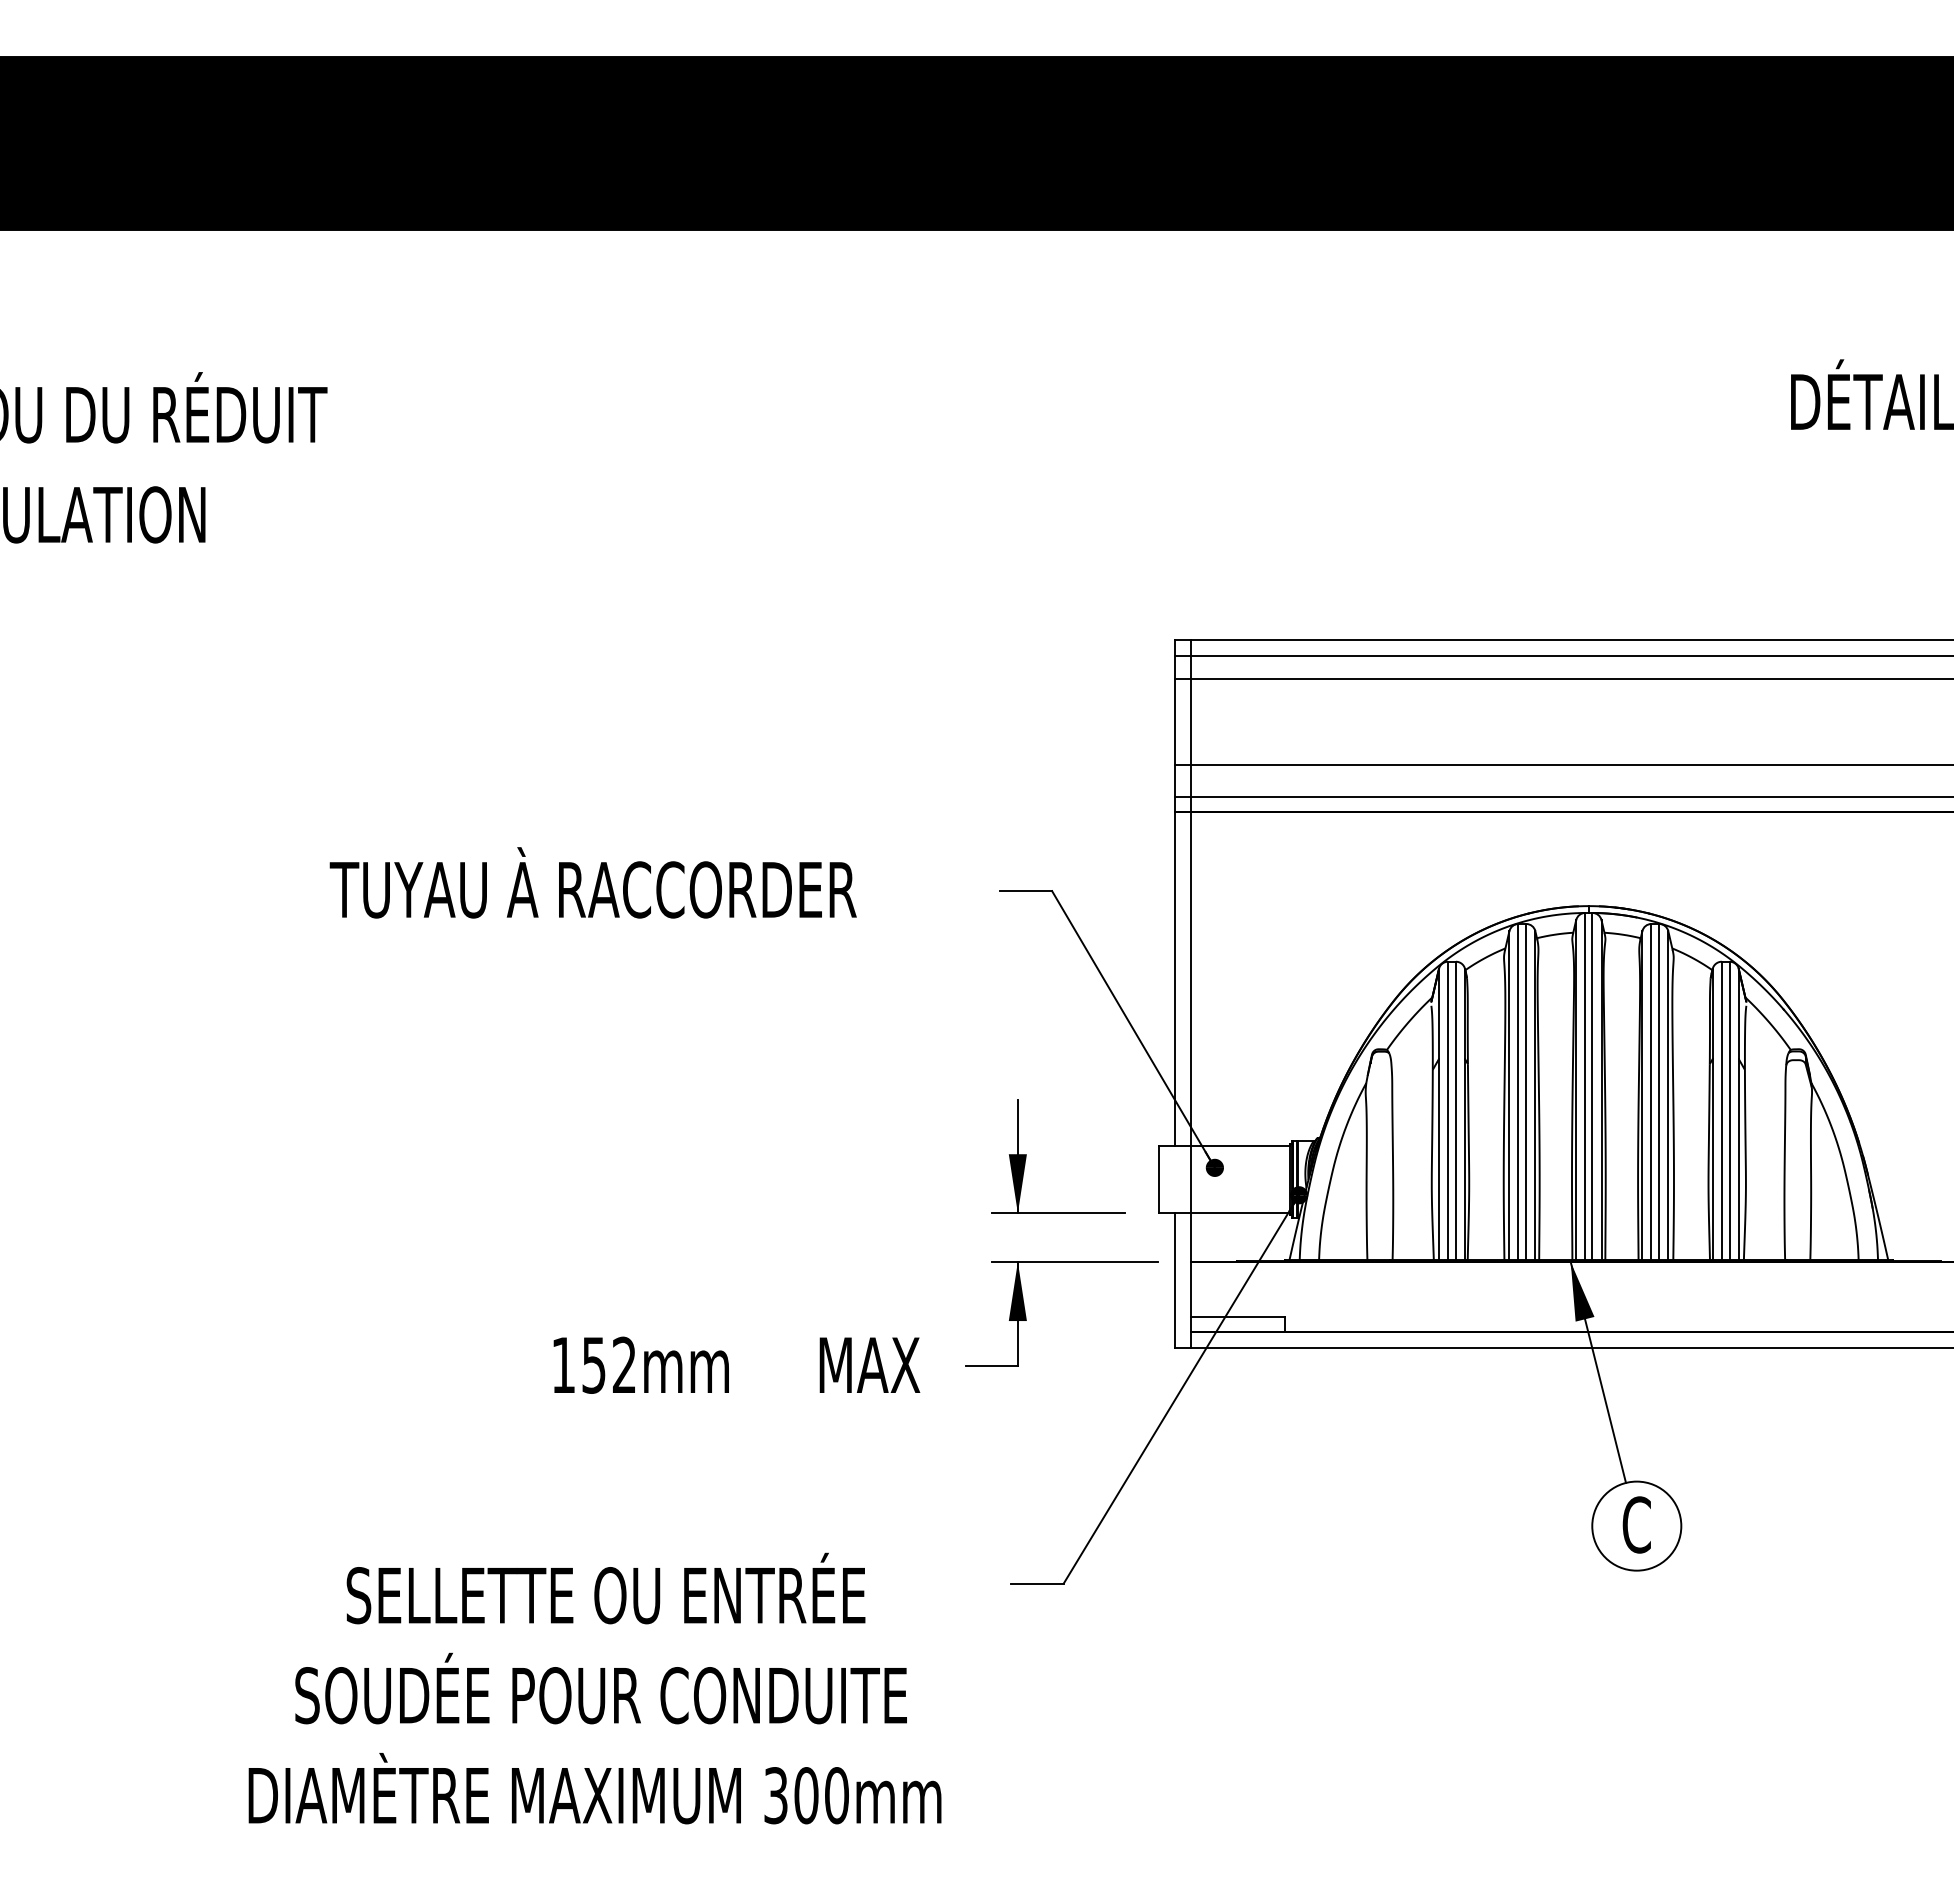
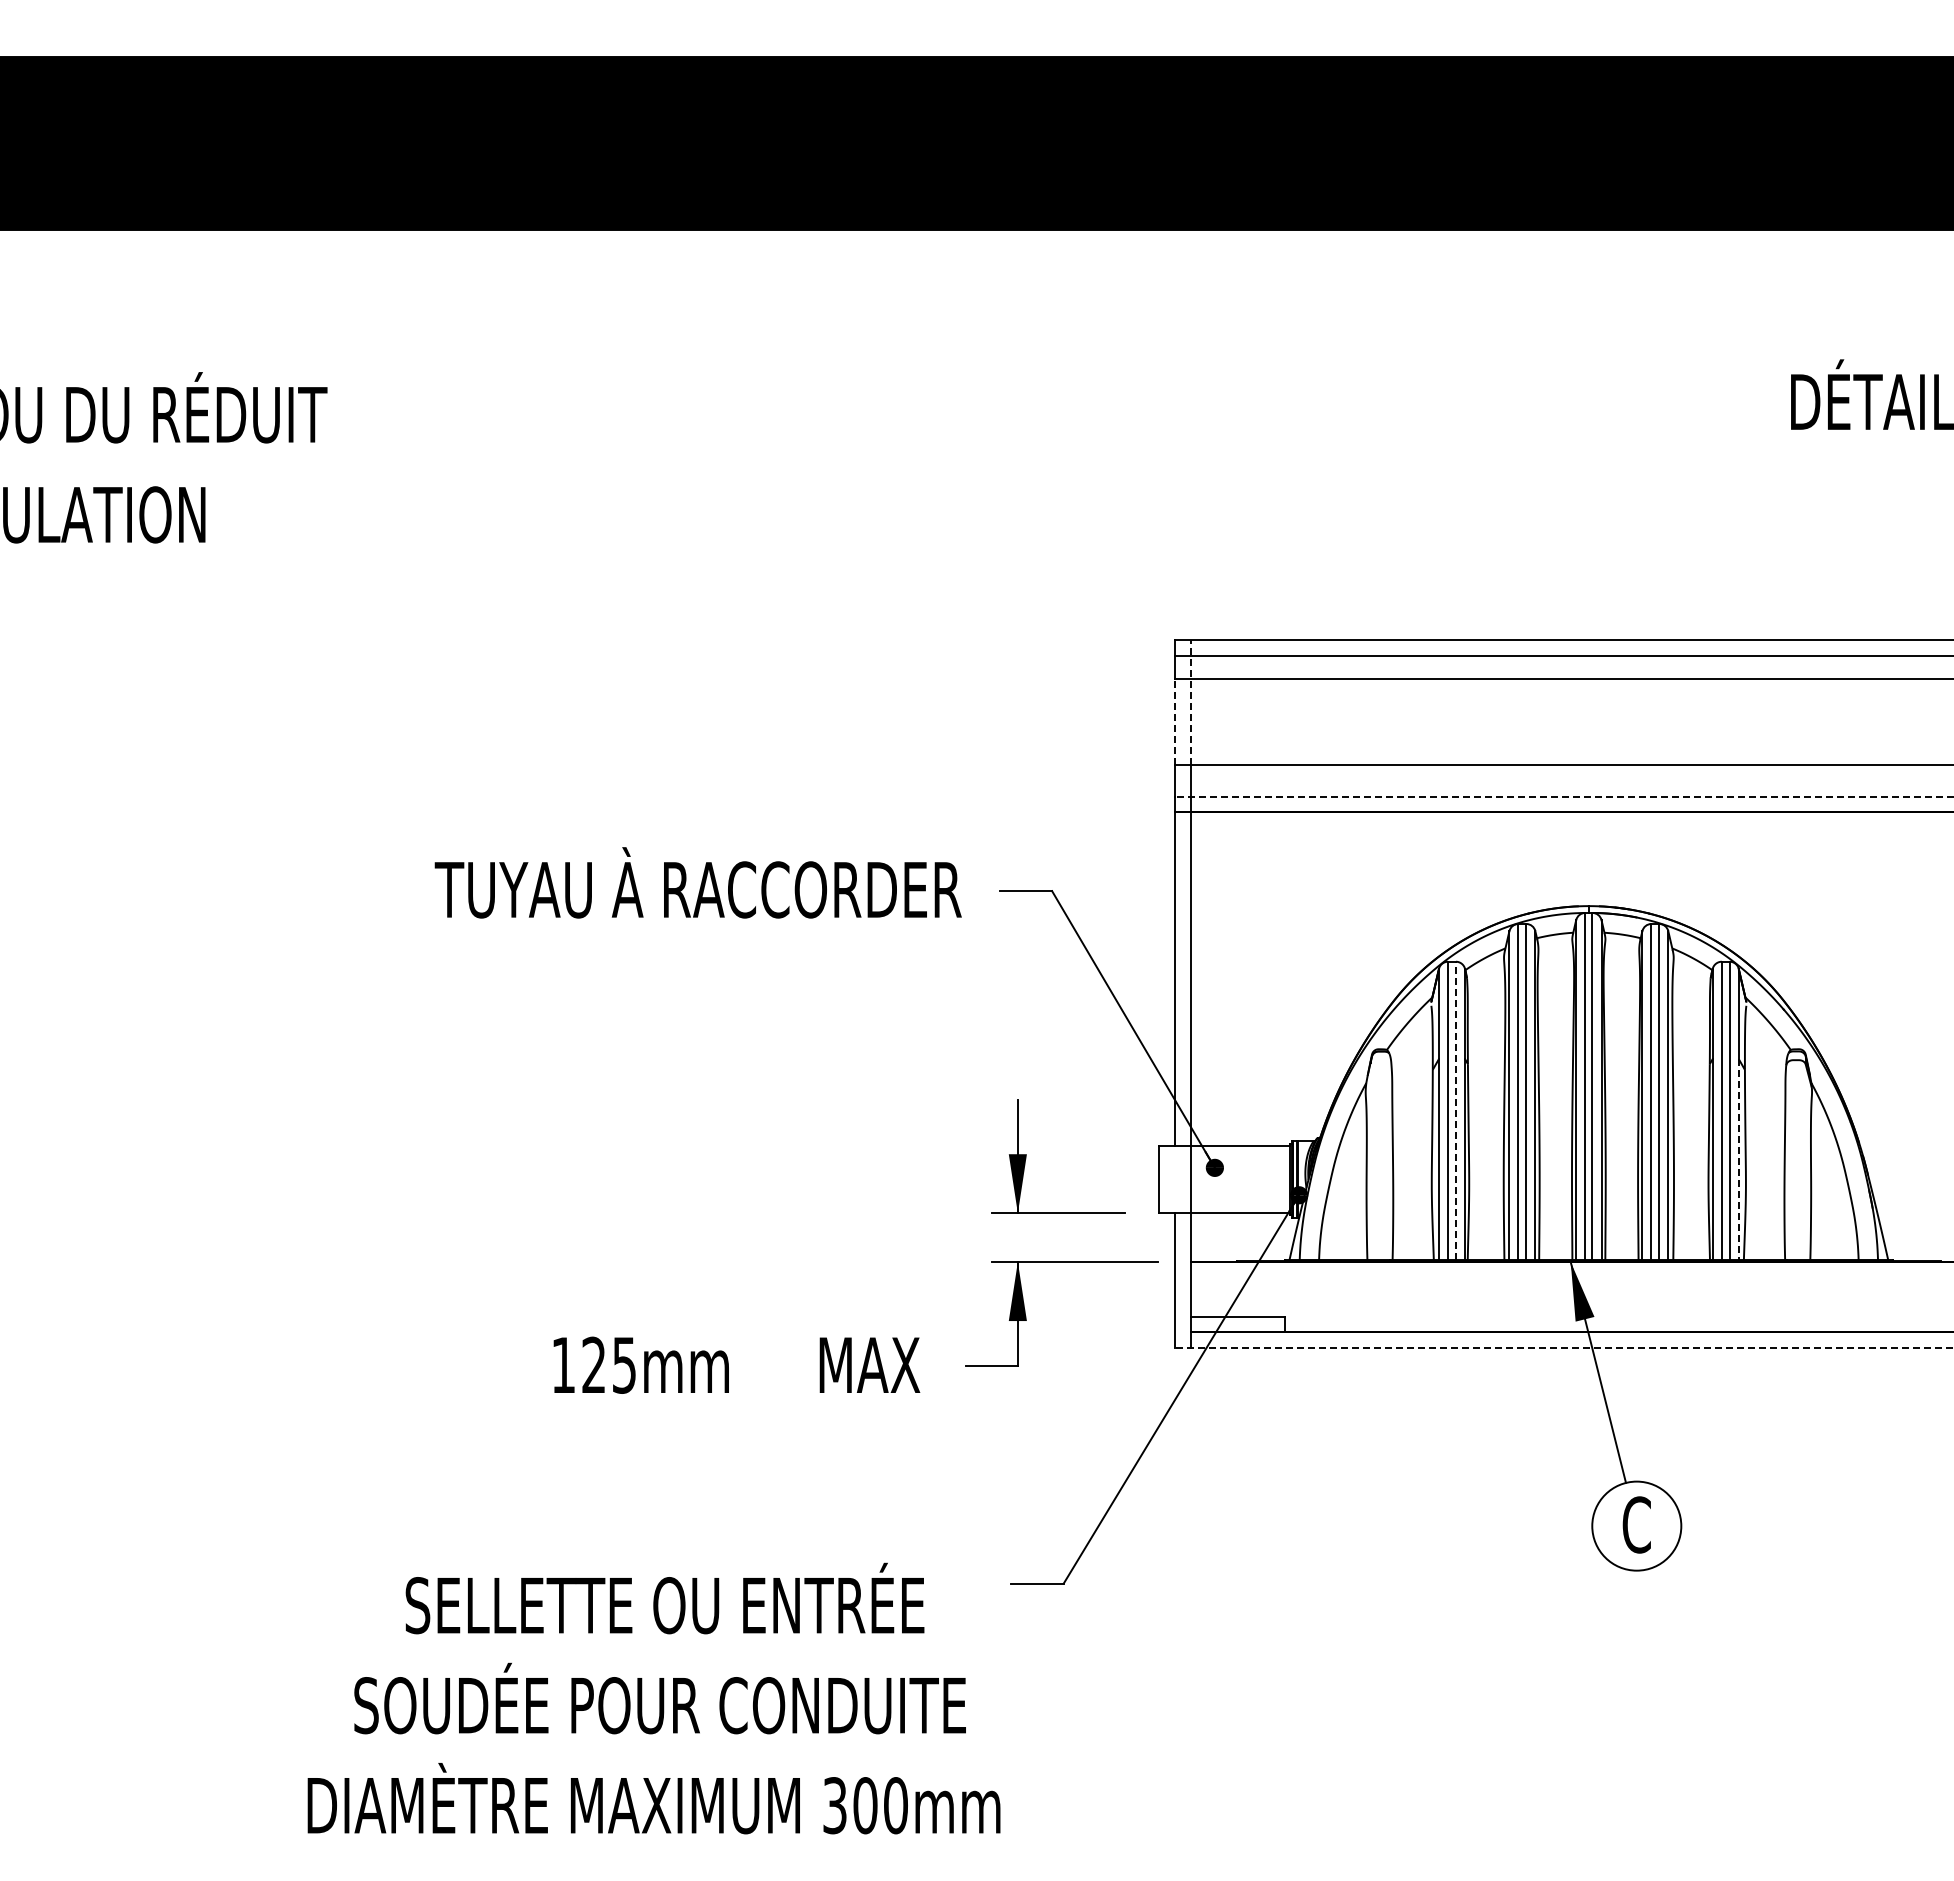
line: solid -> dashed (1190, 702)
line: solid -> dashed (1175, 721)
line: solid -> dashed (1564, 796)
text position: (592, 882) -> (697, 882) (697, 882)
line: solid -> dashed (1455, 1110)
line: solid -> dashed (1738, 1159)
line: solid -> dashed (1563, 1348)
text: 152mm -> 125mm (608, 1364)
text position: (594, 1688) -> (653, 1698) (653, 1698)
